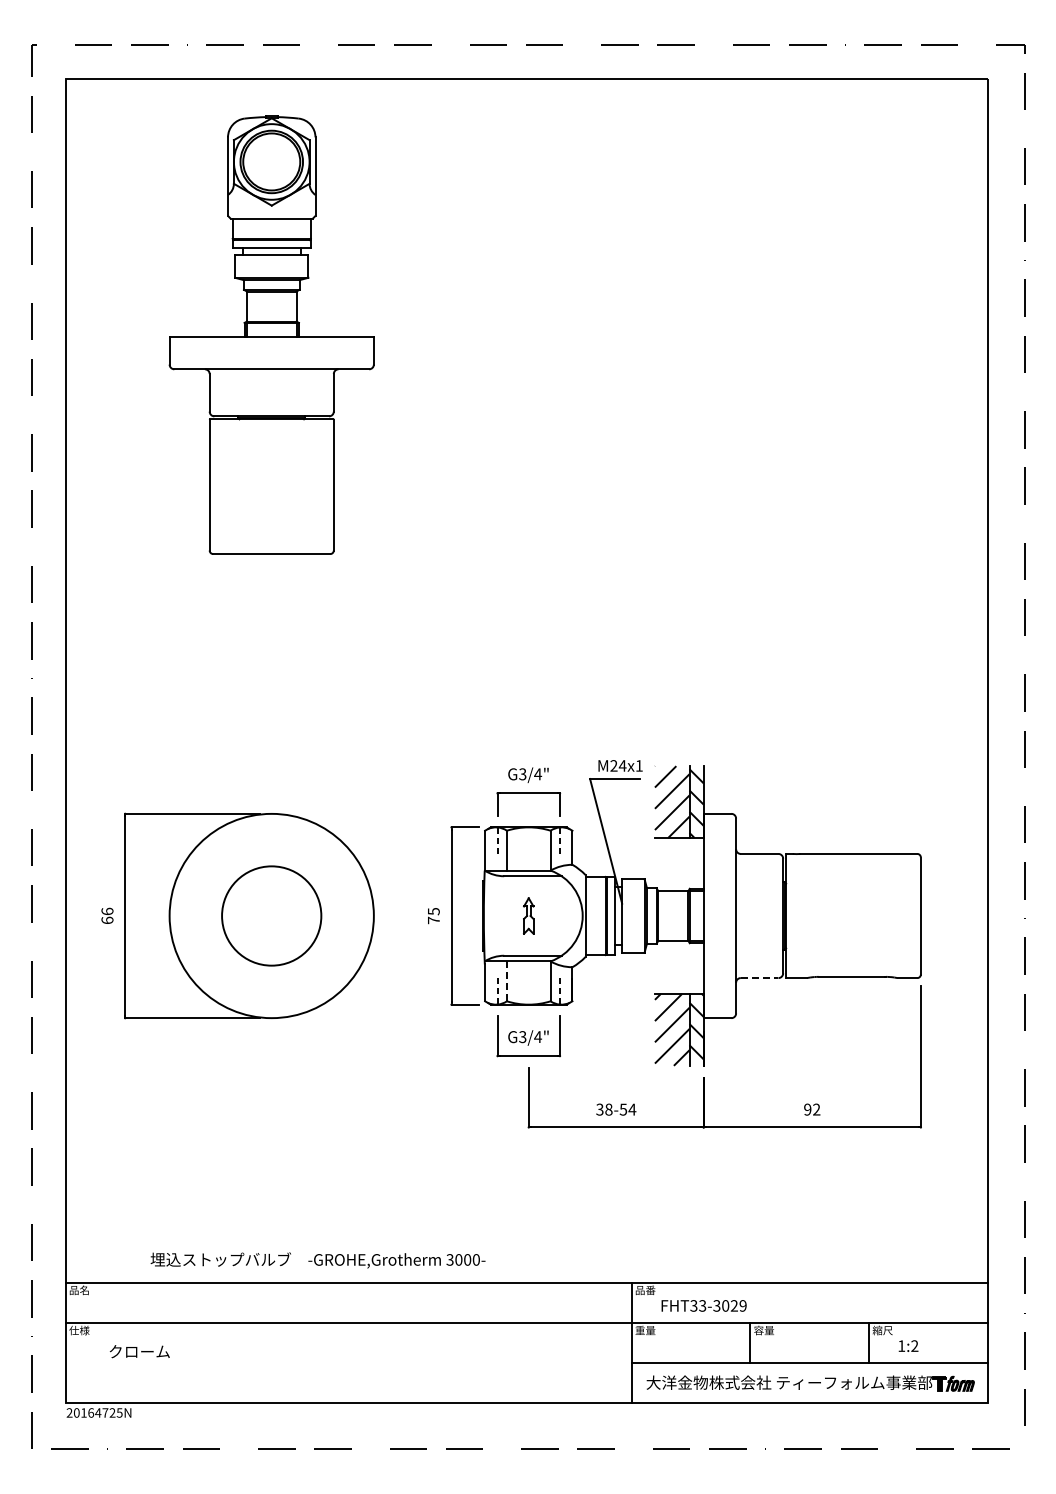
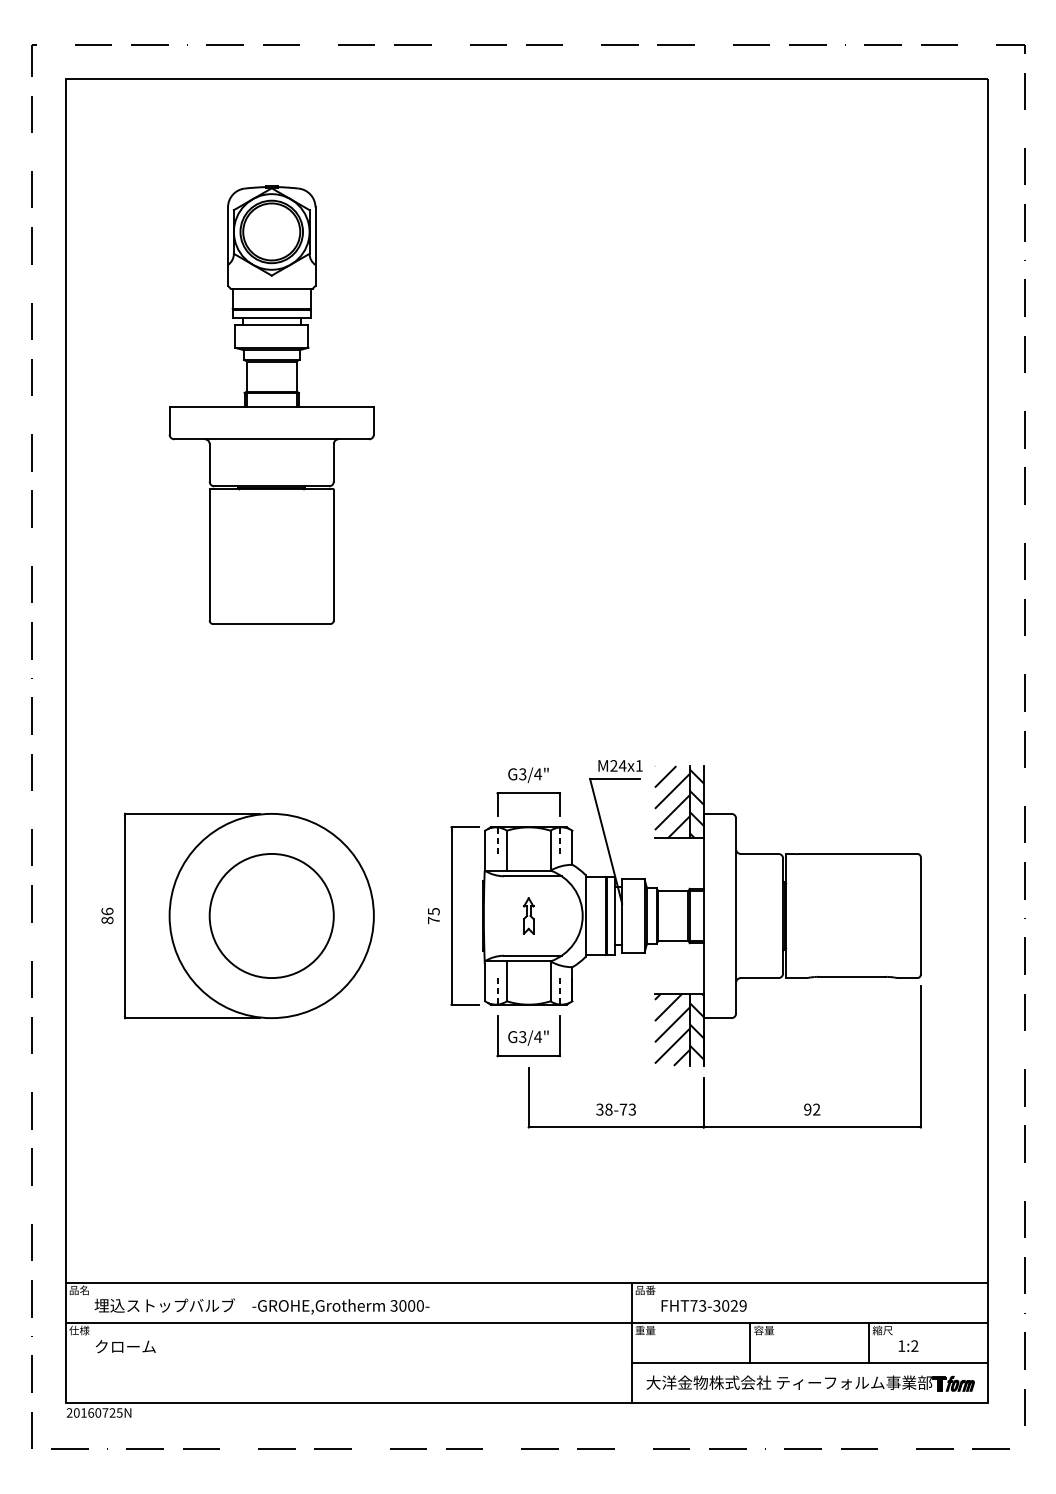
part position: (271, 334) -> (271, 404) (271, 404)
circle size: 102x102 px -> 127x126 px (271, 915)
text: 66 -> 86 (107, 920)
line: dashed -> solid (759, 978)
line: dashed -> solid (506, 981)
text: 38-54 -> 38-73 (627, 1109)
text position: (317, 1260) -> (261, 1306) (261, 1306)
text: FHT33-3029 -> FHT73-3029 (693, 1305)
text position: (139, 1351) -> (125, 1346) (125, 1346)
text: 20164725N -> 20160725N (98, 1412)
